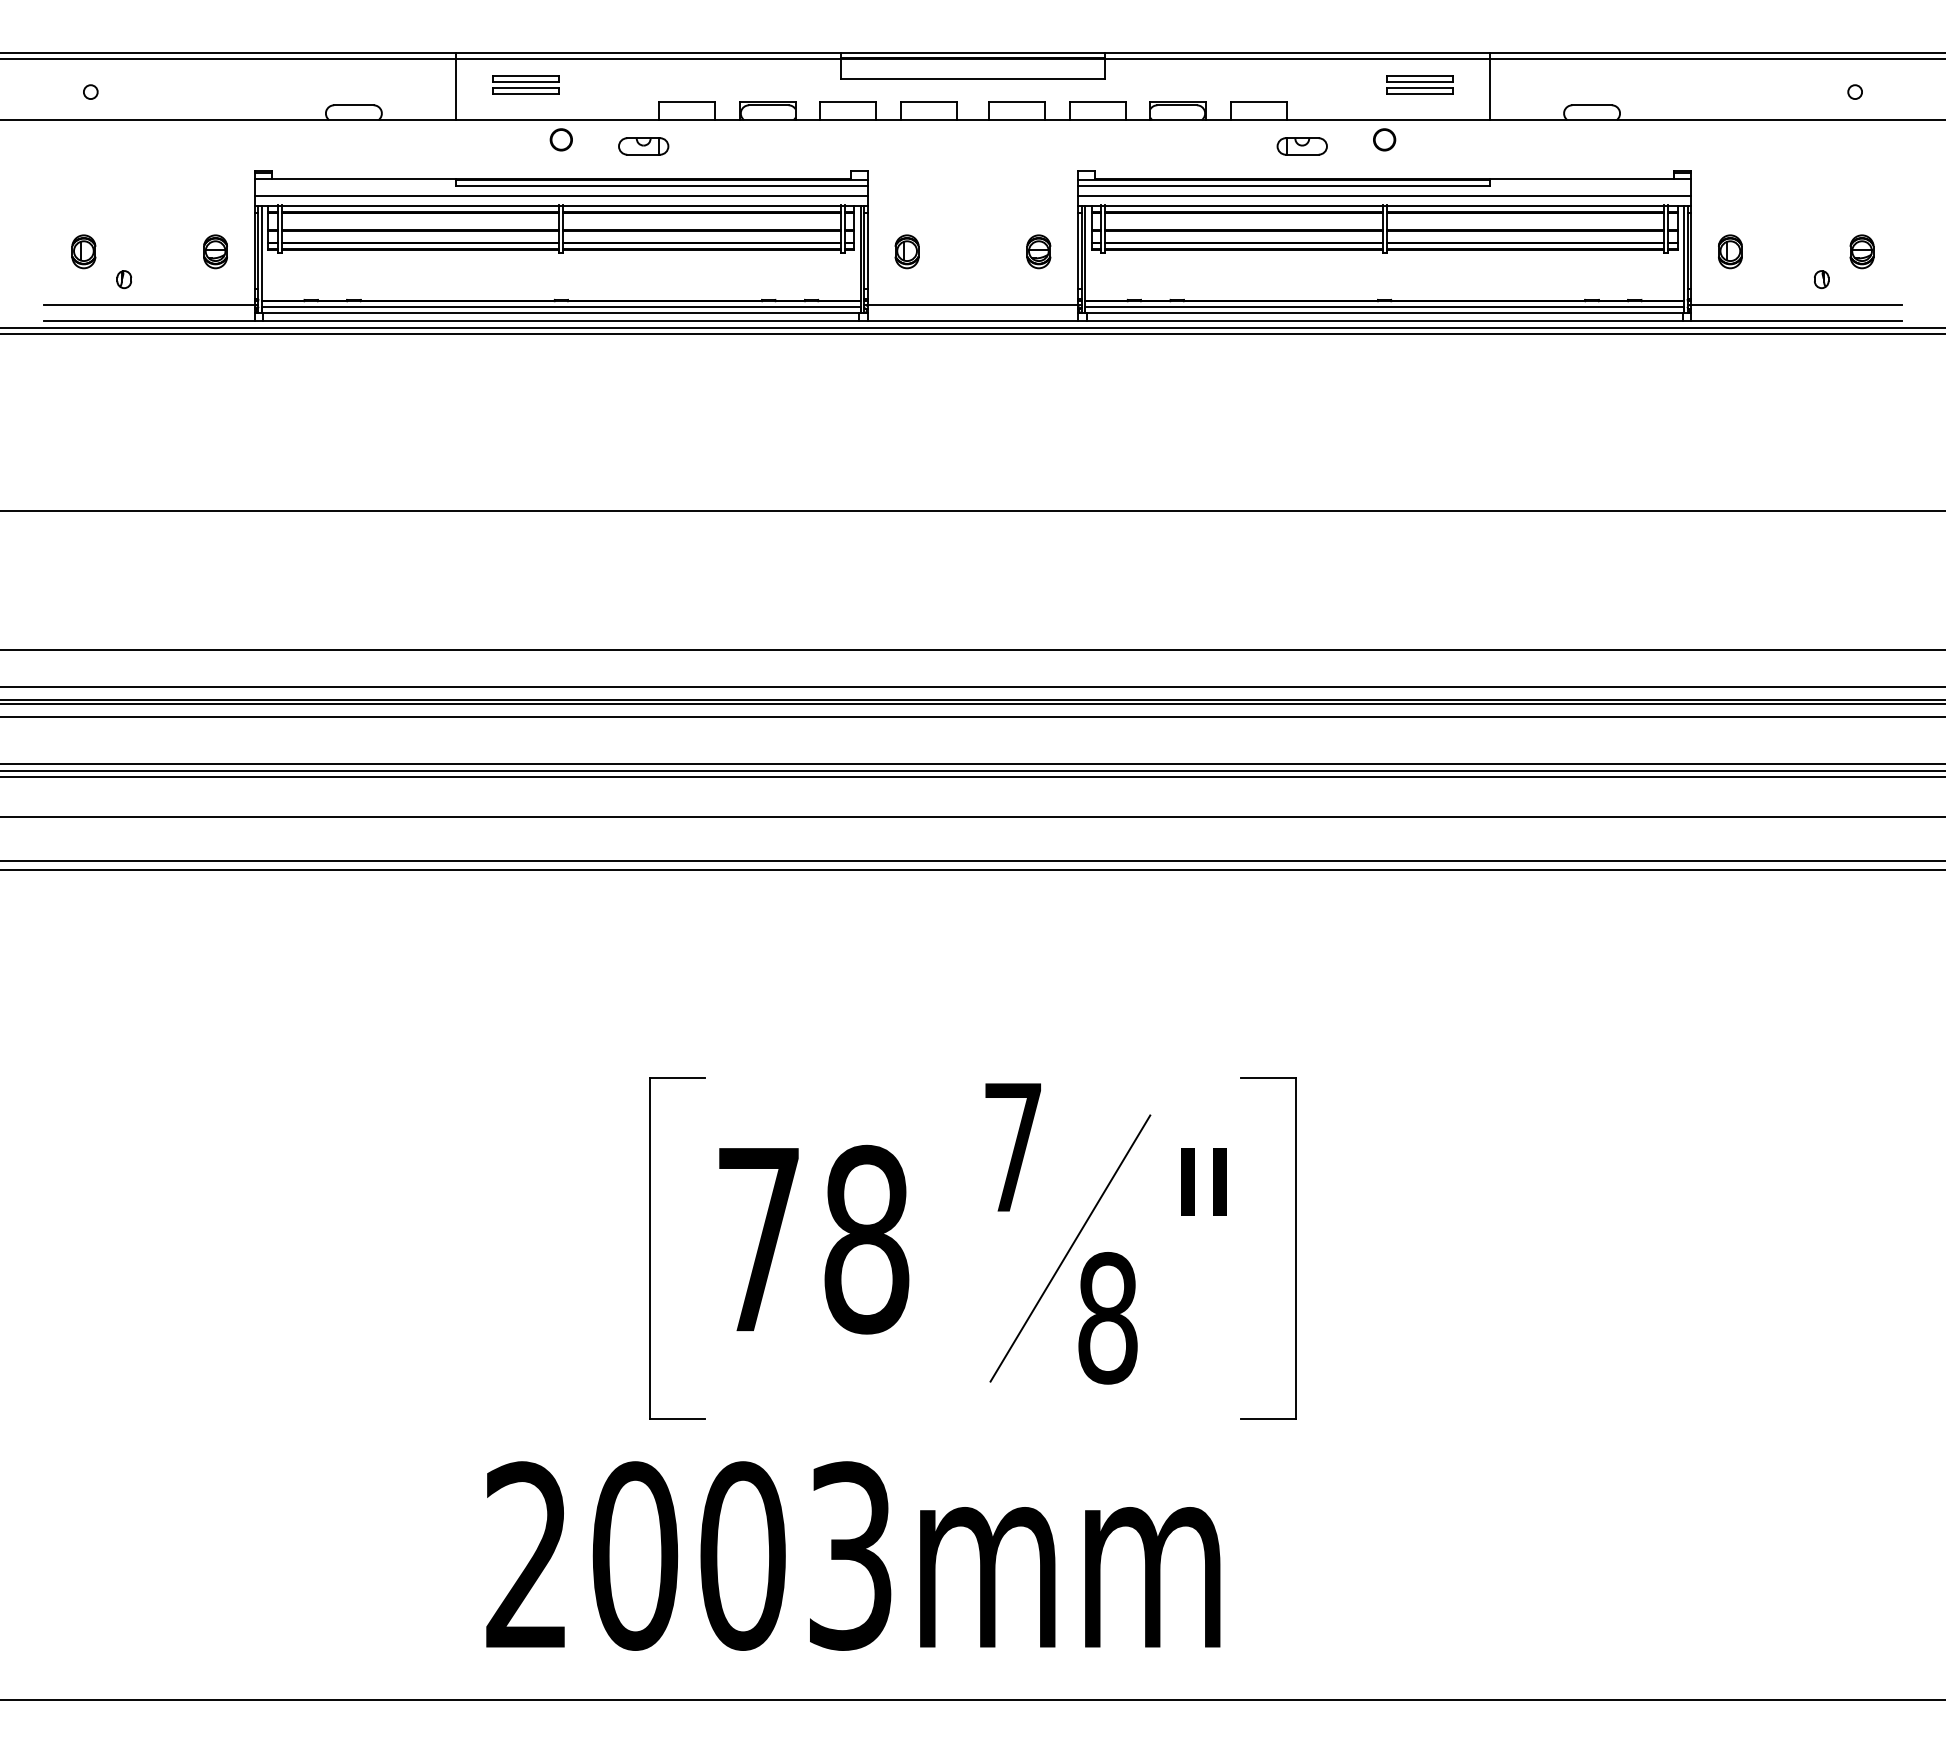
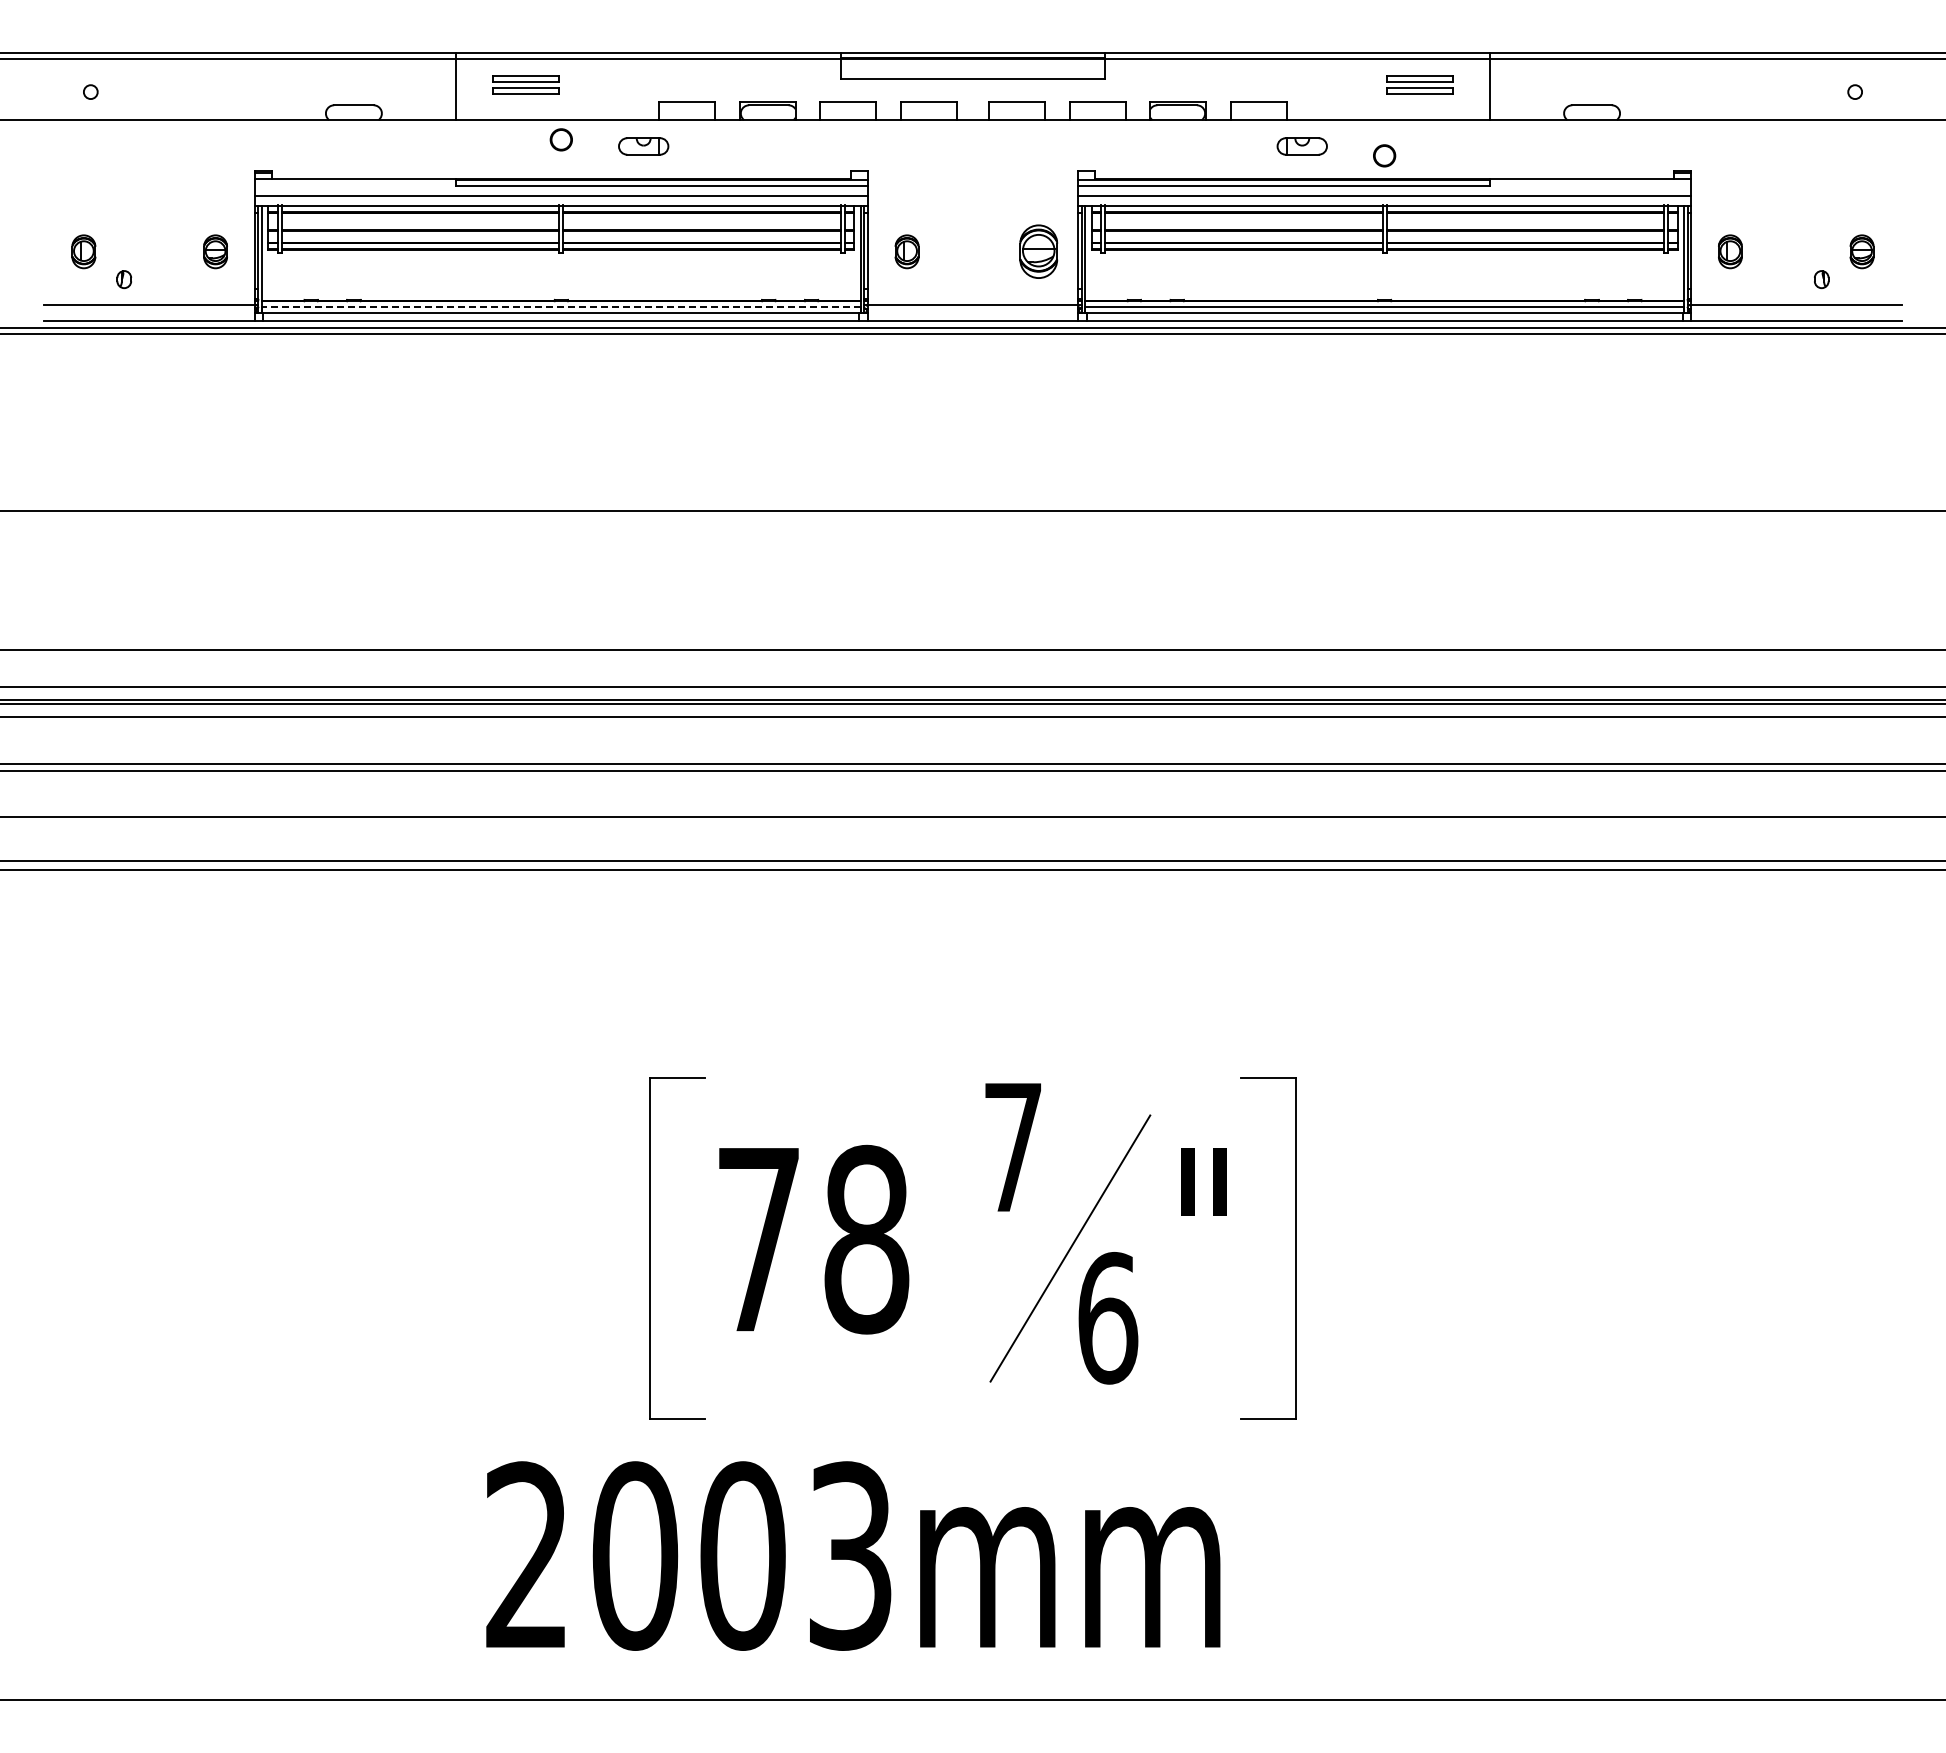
circle position: (1384, 139) -> (1384, 155) (1384, 155)
part size: 26x36 px -> 40x55 px (1038, 251)
line: solid -> dashed (561, 307)
line: present -> none (972, 777)
text: 8 -> 6 (1108, 1318)
